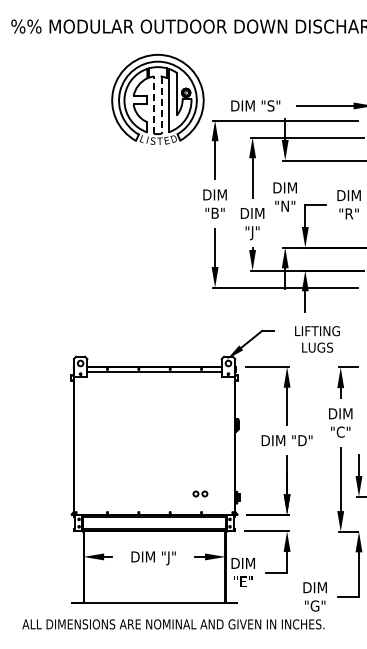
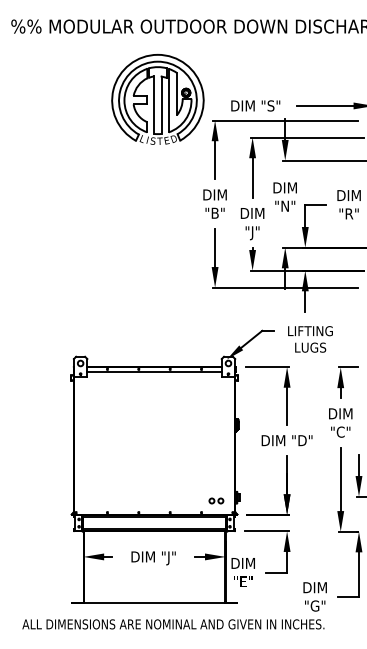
line: dashed -> solid (153, 105)
line: dashed -> solid (161, 105)
text position: (317, 339) -> (310, 339) (310, 339)
part position: (200, 493) -> (216, 500) (216, 500)
